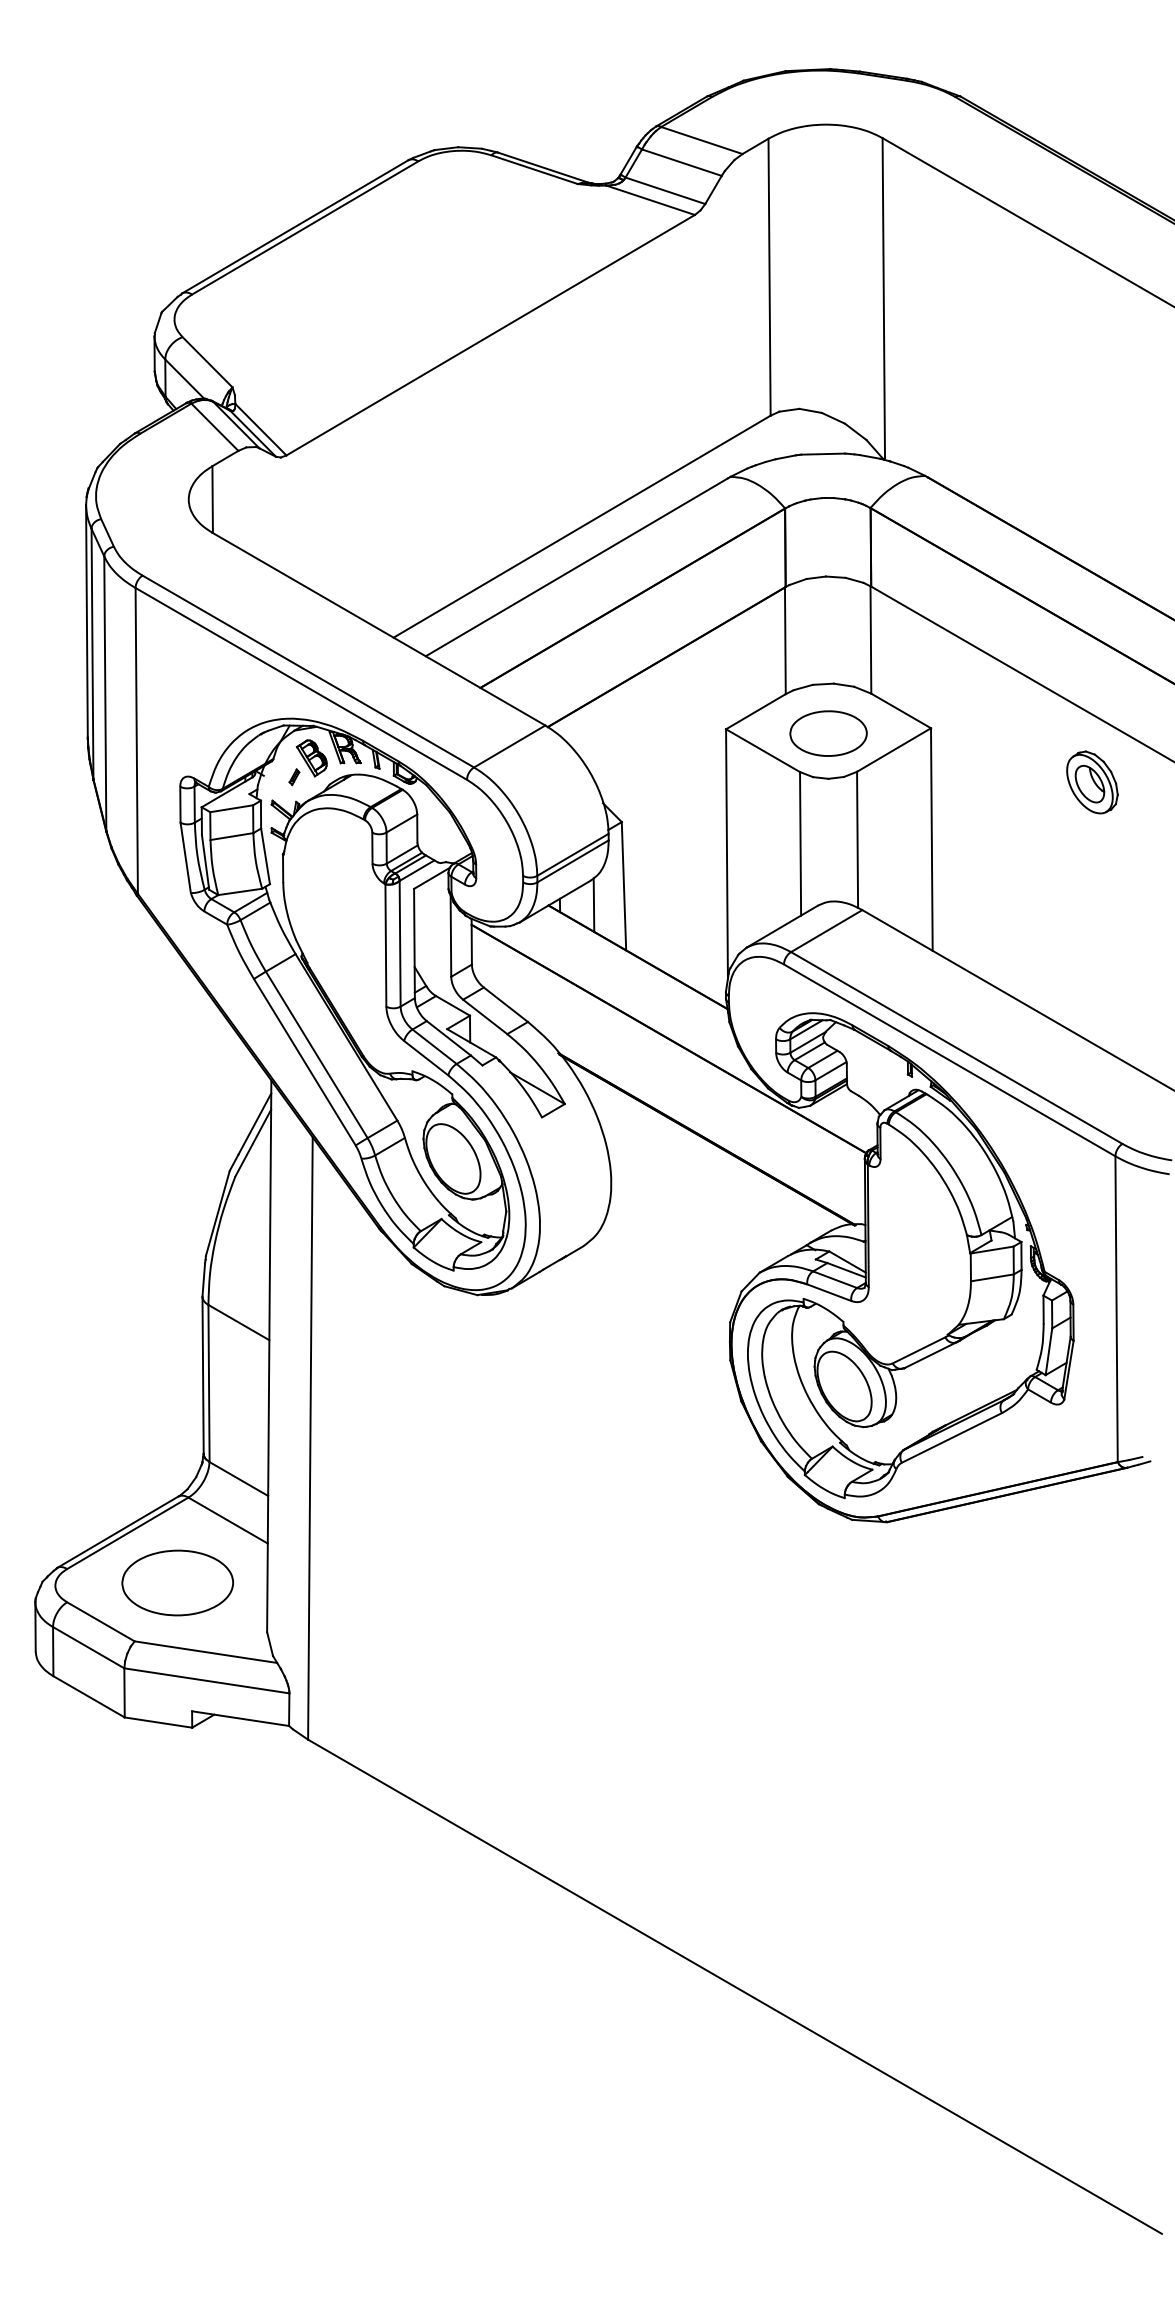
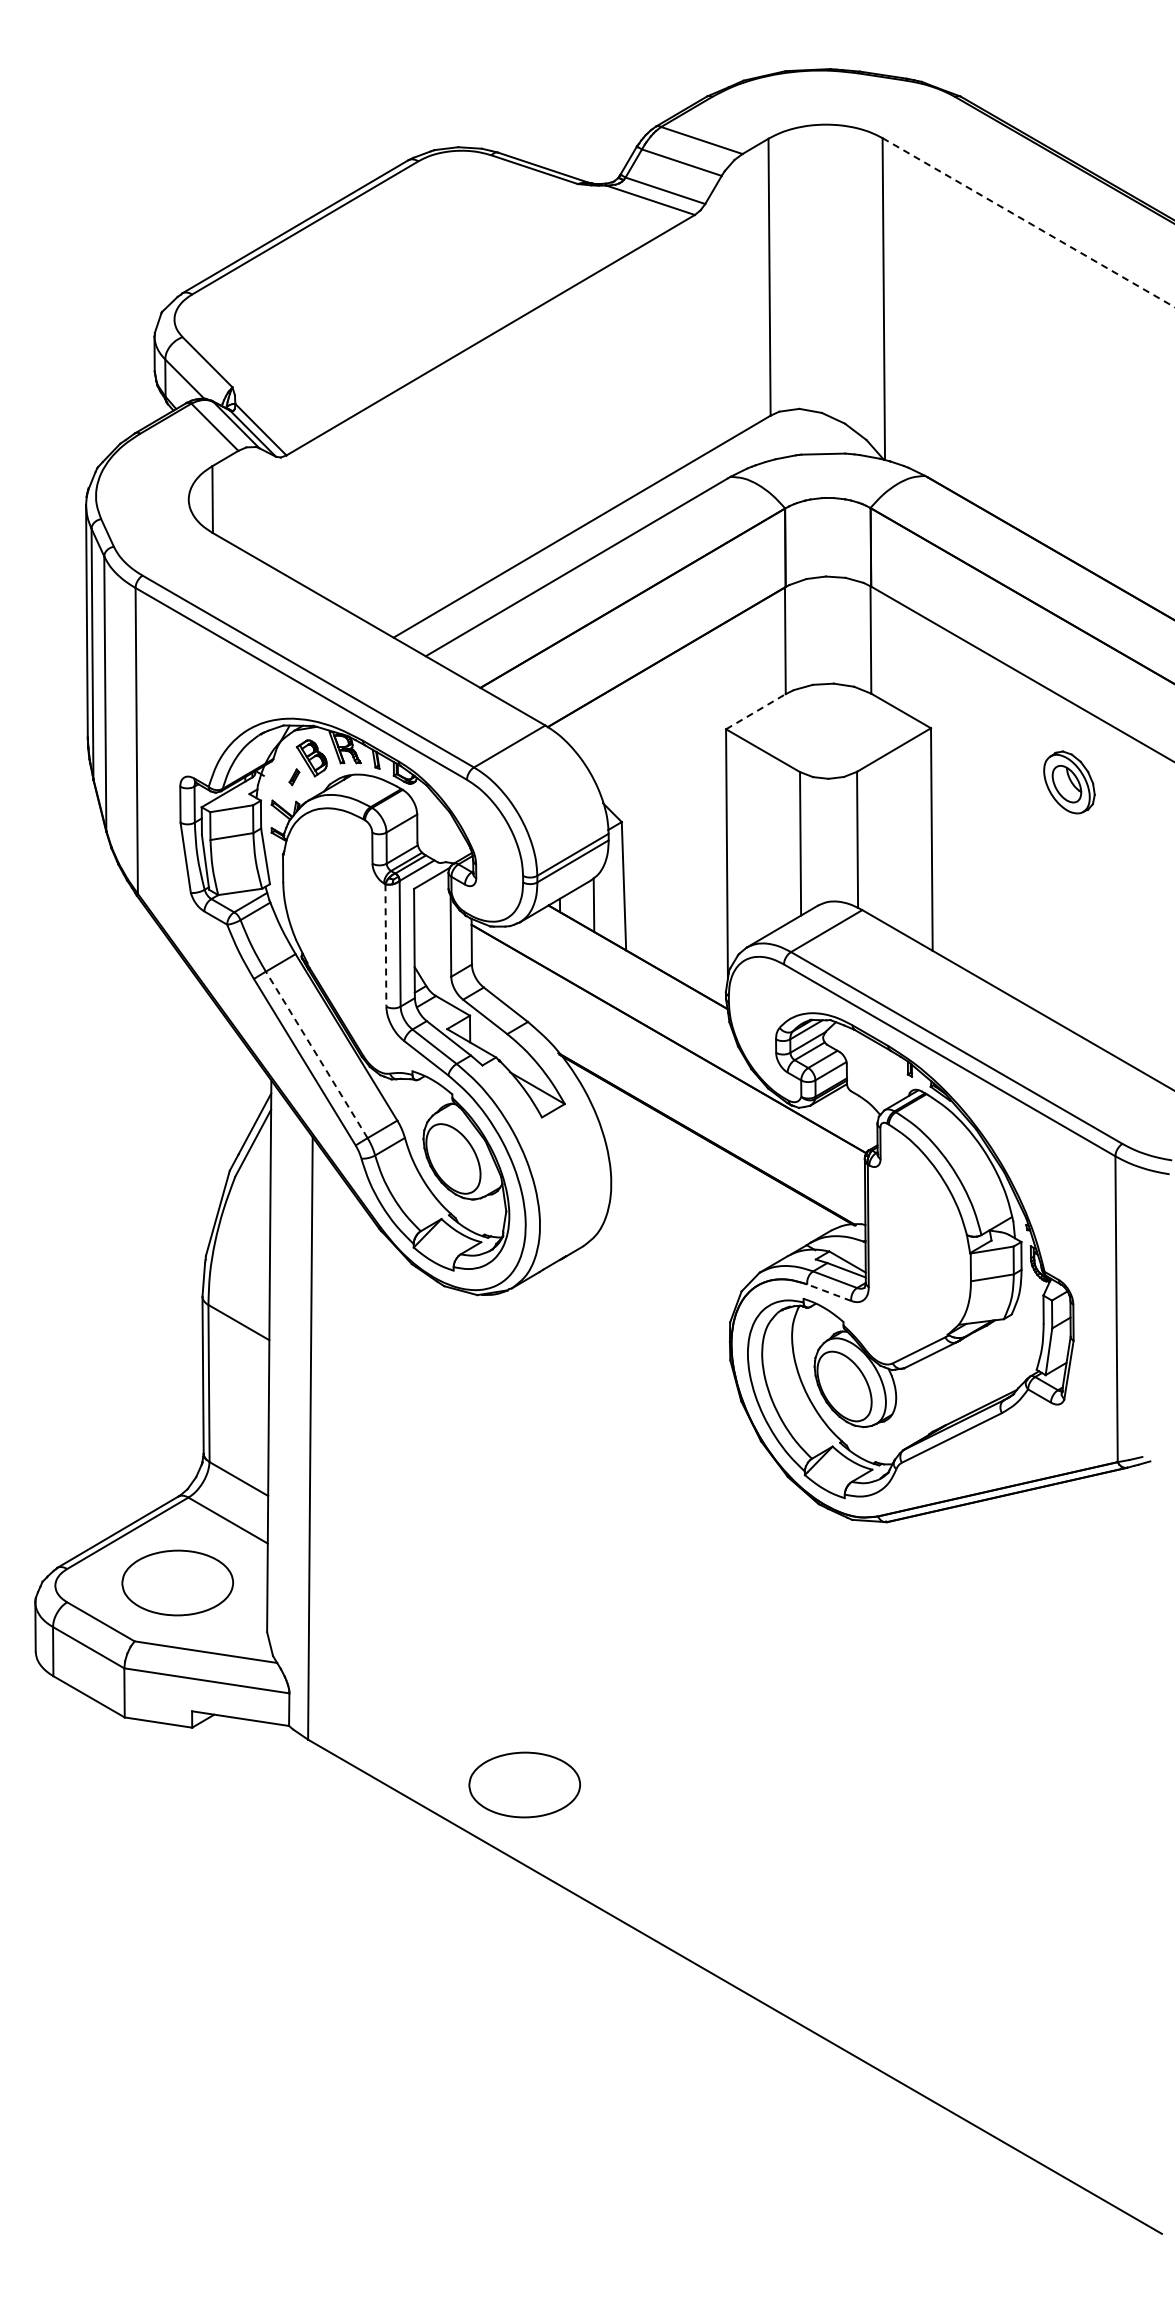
line: solid -> dashed (1028, 222)
line: solid -> dashed (755, 711)
part: present -> none (828, 733)
part position: (1092, 782) -> (1069, 782) (1069, 782)
line: solid -> dashed (385, 945)
line: solid -> dashed (316, 1054)
line: solid -> dashed (829, 1292)
part: none -> present (524, 1784)
